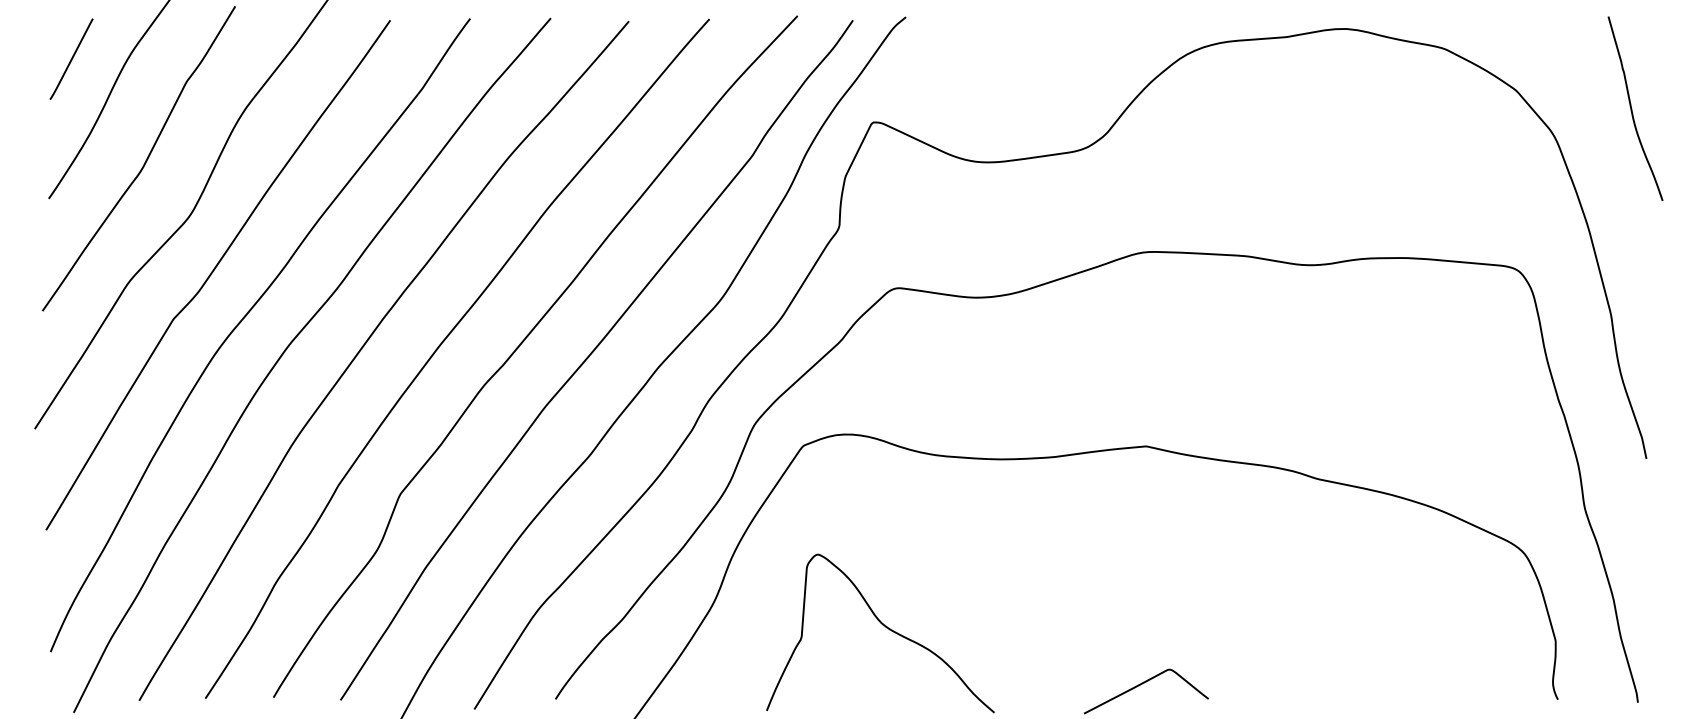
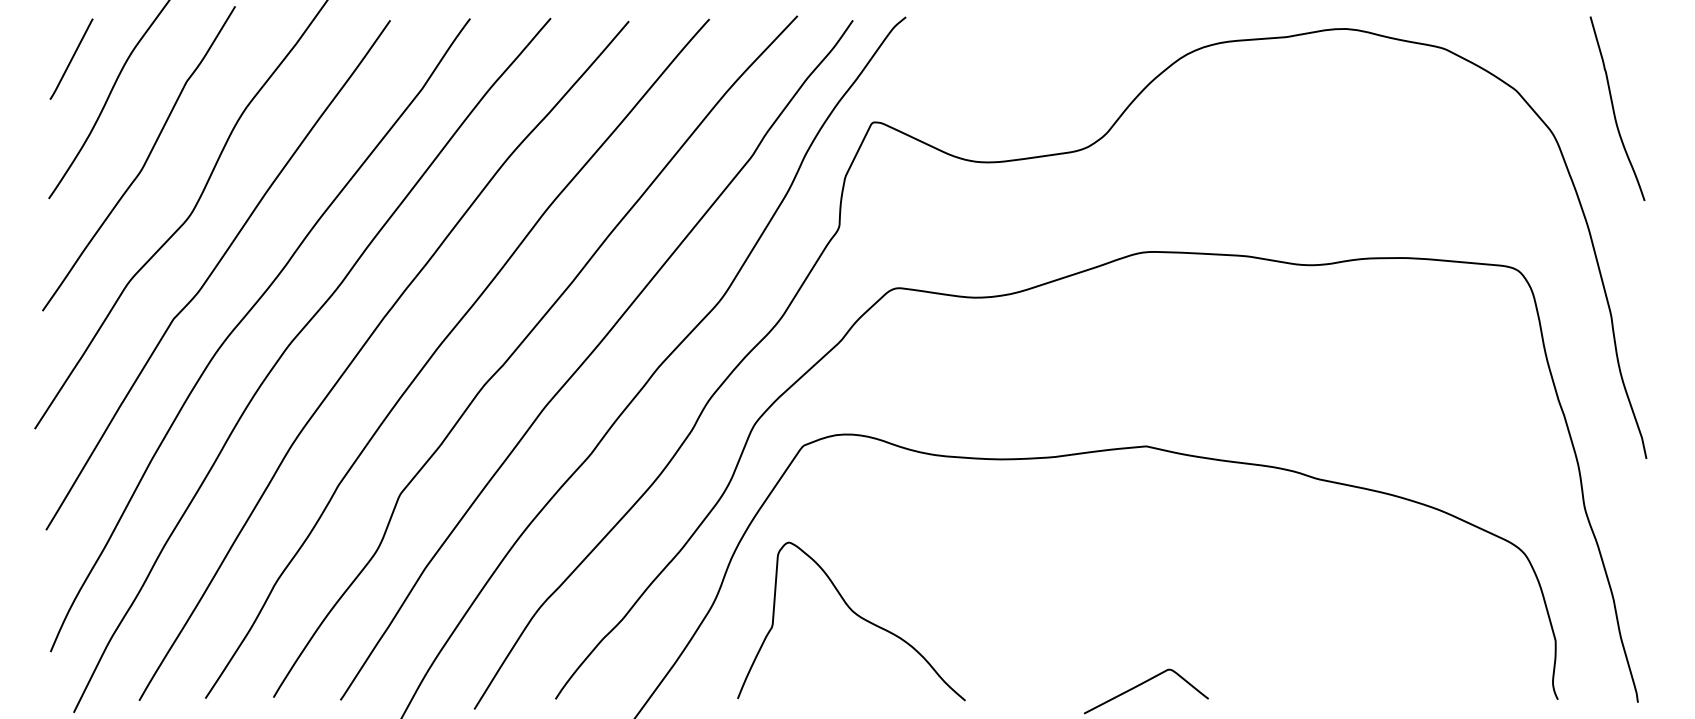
curve position: (1632, 108) -> (1614, 108) (1614, 108)
curve position: (885, 627) -> (856, 615) (856, 615)
